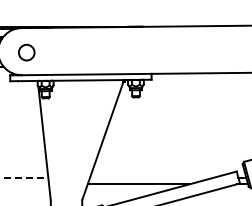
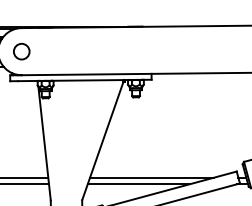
circle position: (26, 52) -> (21, 51) (21, 51)
line: dashed -> solid (24, 177)
line: none -> present (152, 177)
line: none -> present (25, 184)
